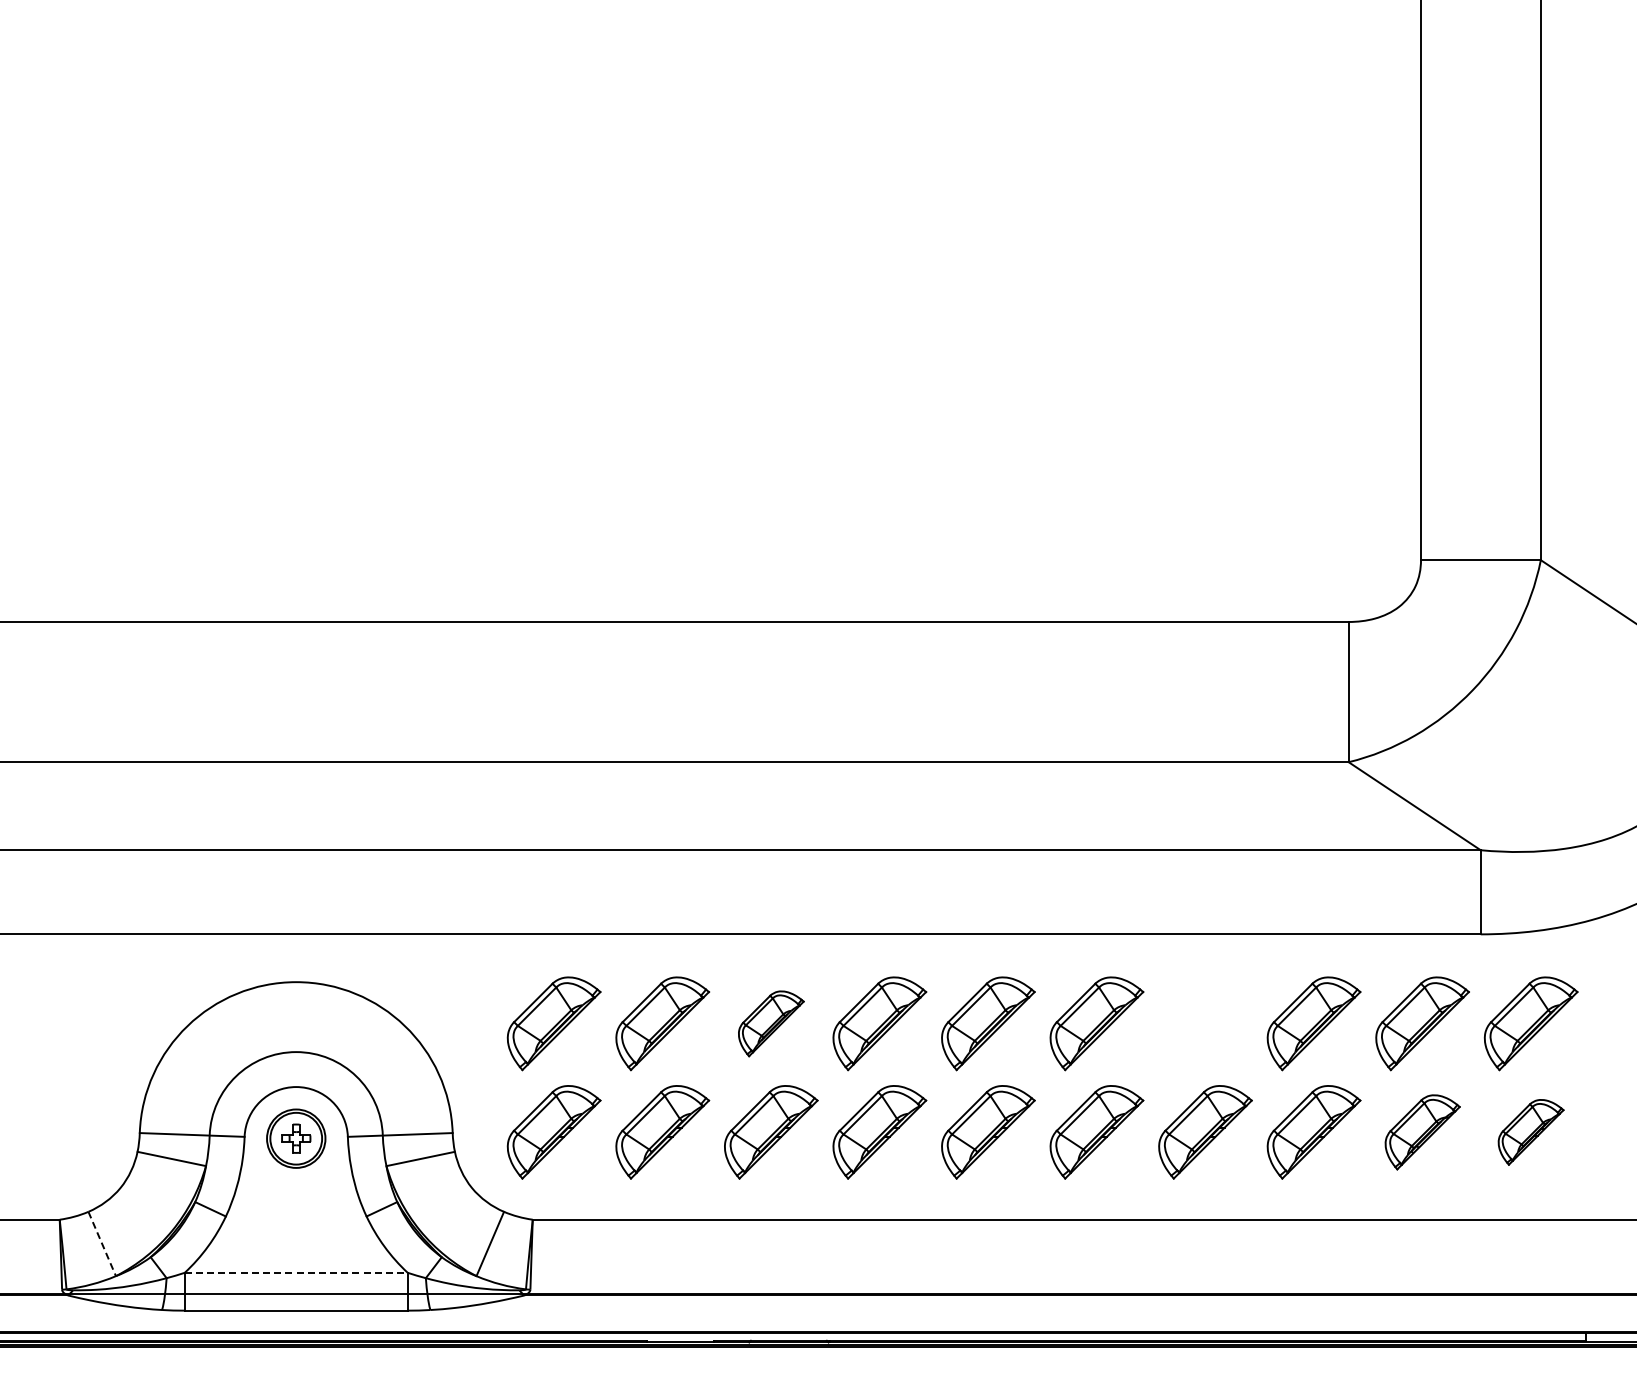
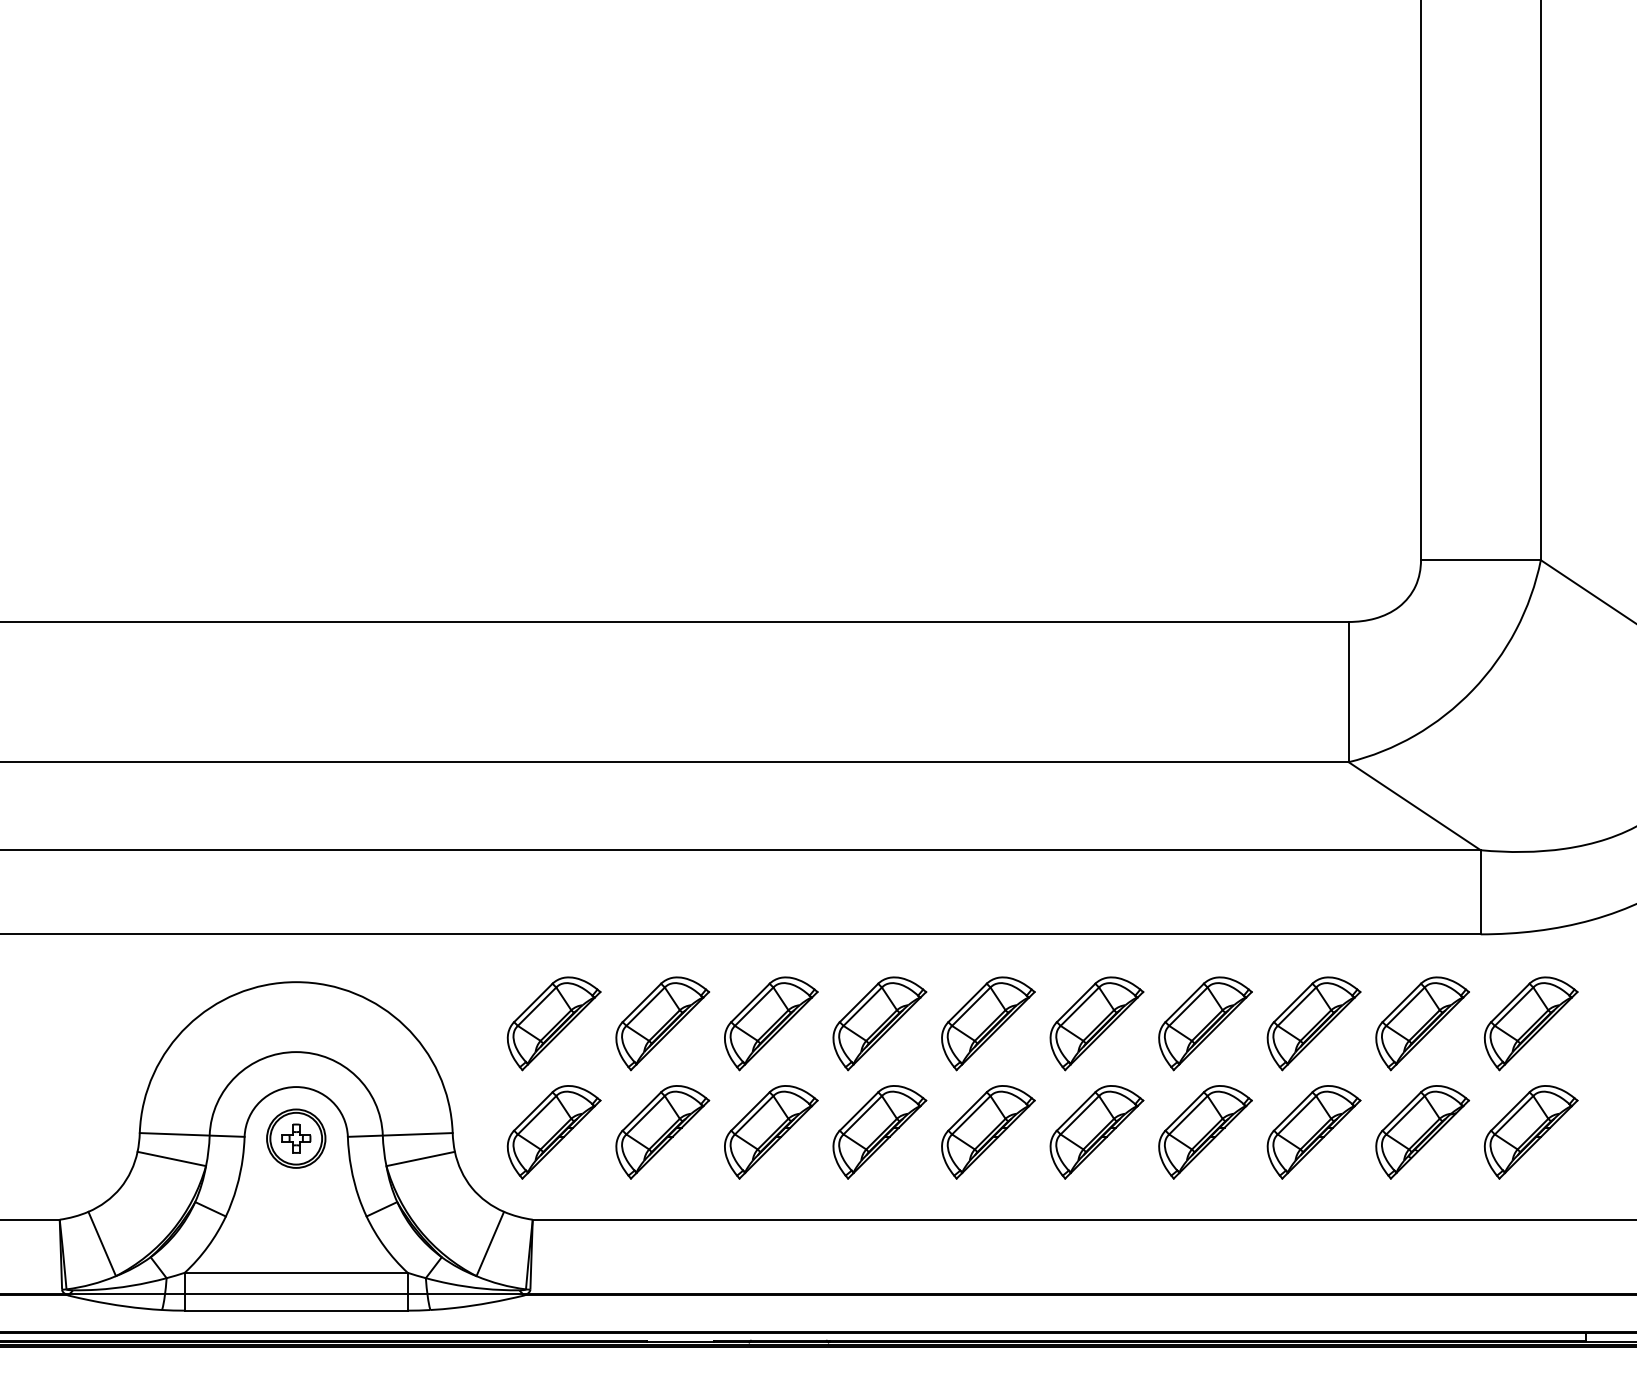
part size: 67x68 px -> 95x96 px (771, 1023)
part: none -> present (1205, 1023)
part size: 77x77 px -> 96x95 px (1422, 1132)
part size: 68x67 px -> 96x95 px (1530, 1132)
line: dashed -> solid (102, 1243)
line: dashed -> solid (296, 1272)
